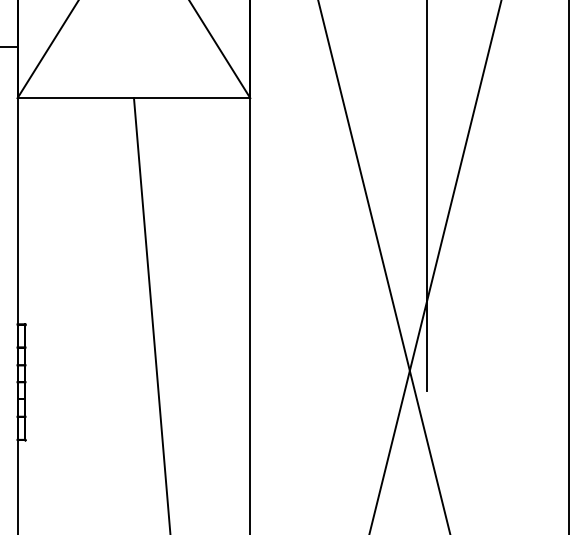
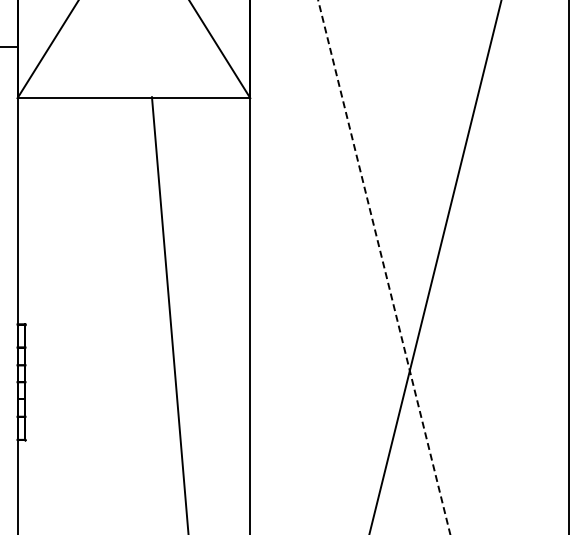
line: present -> none (427, 196)
line: solid -> dashed (384, 267)
line position: (151, 314) -> (169, 314) (169, 314)
